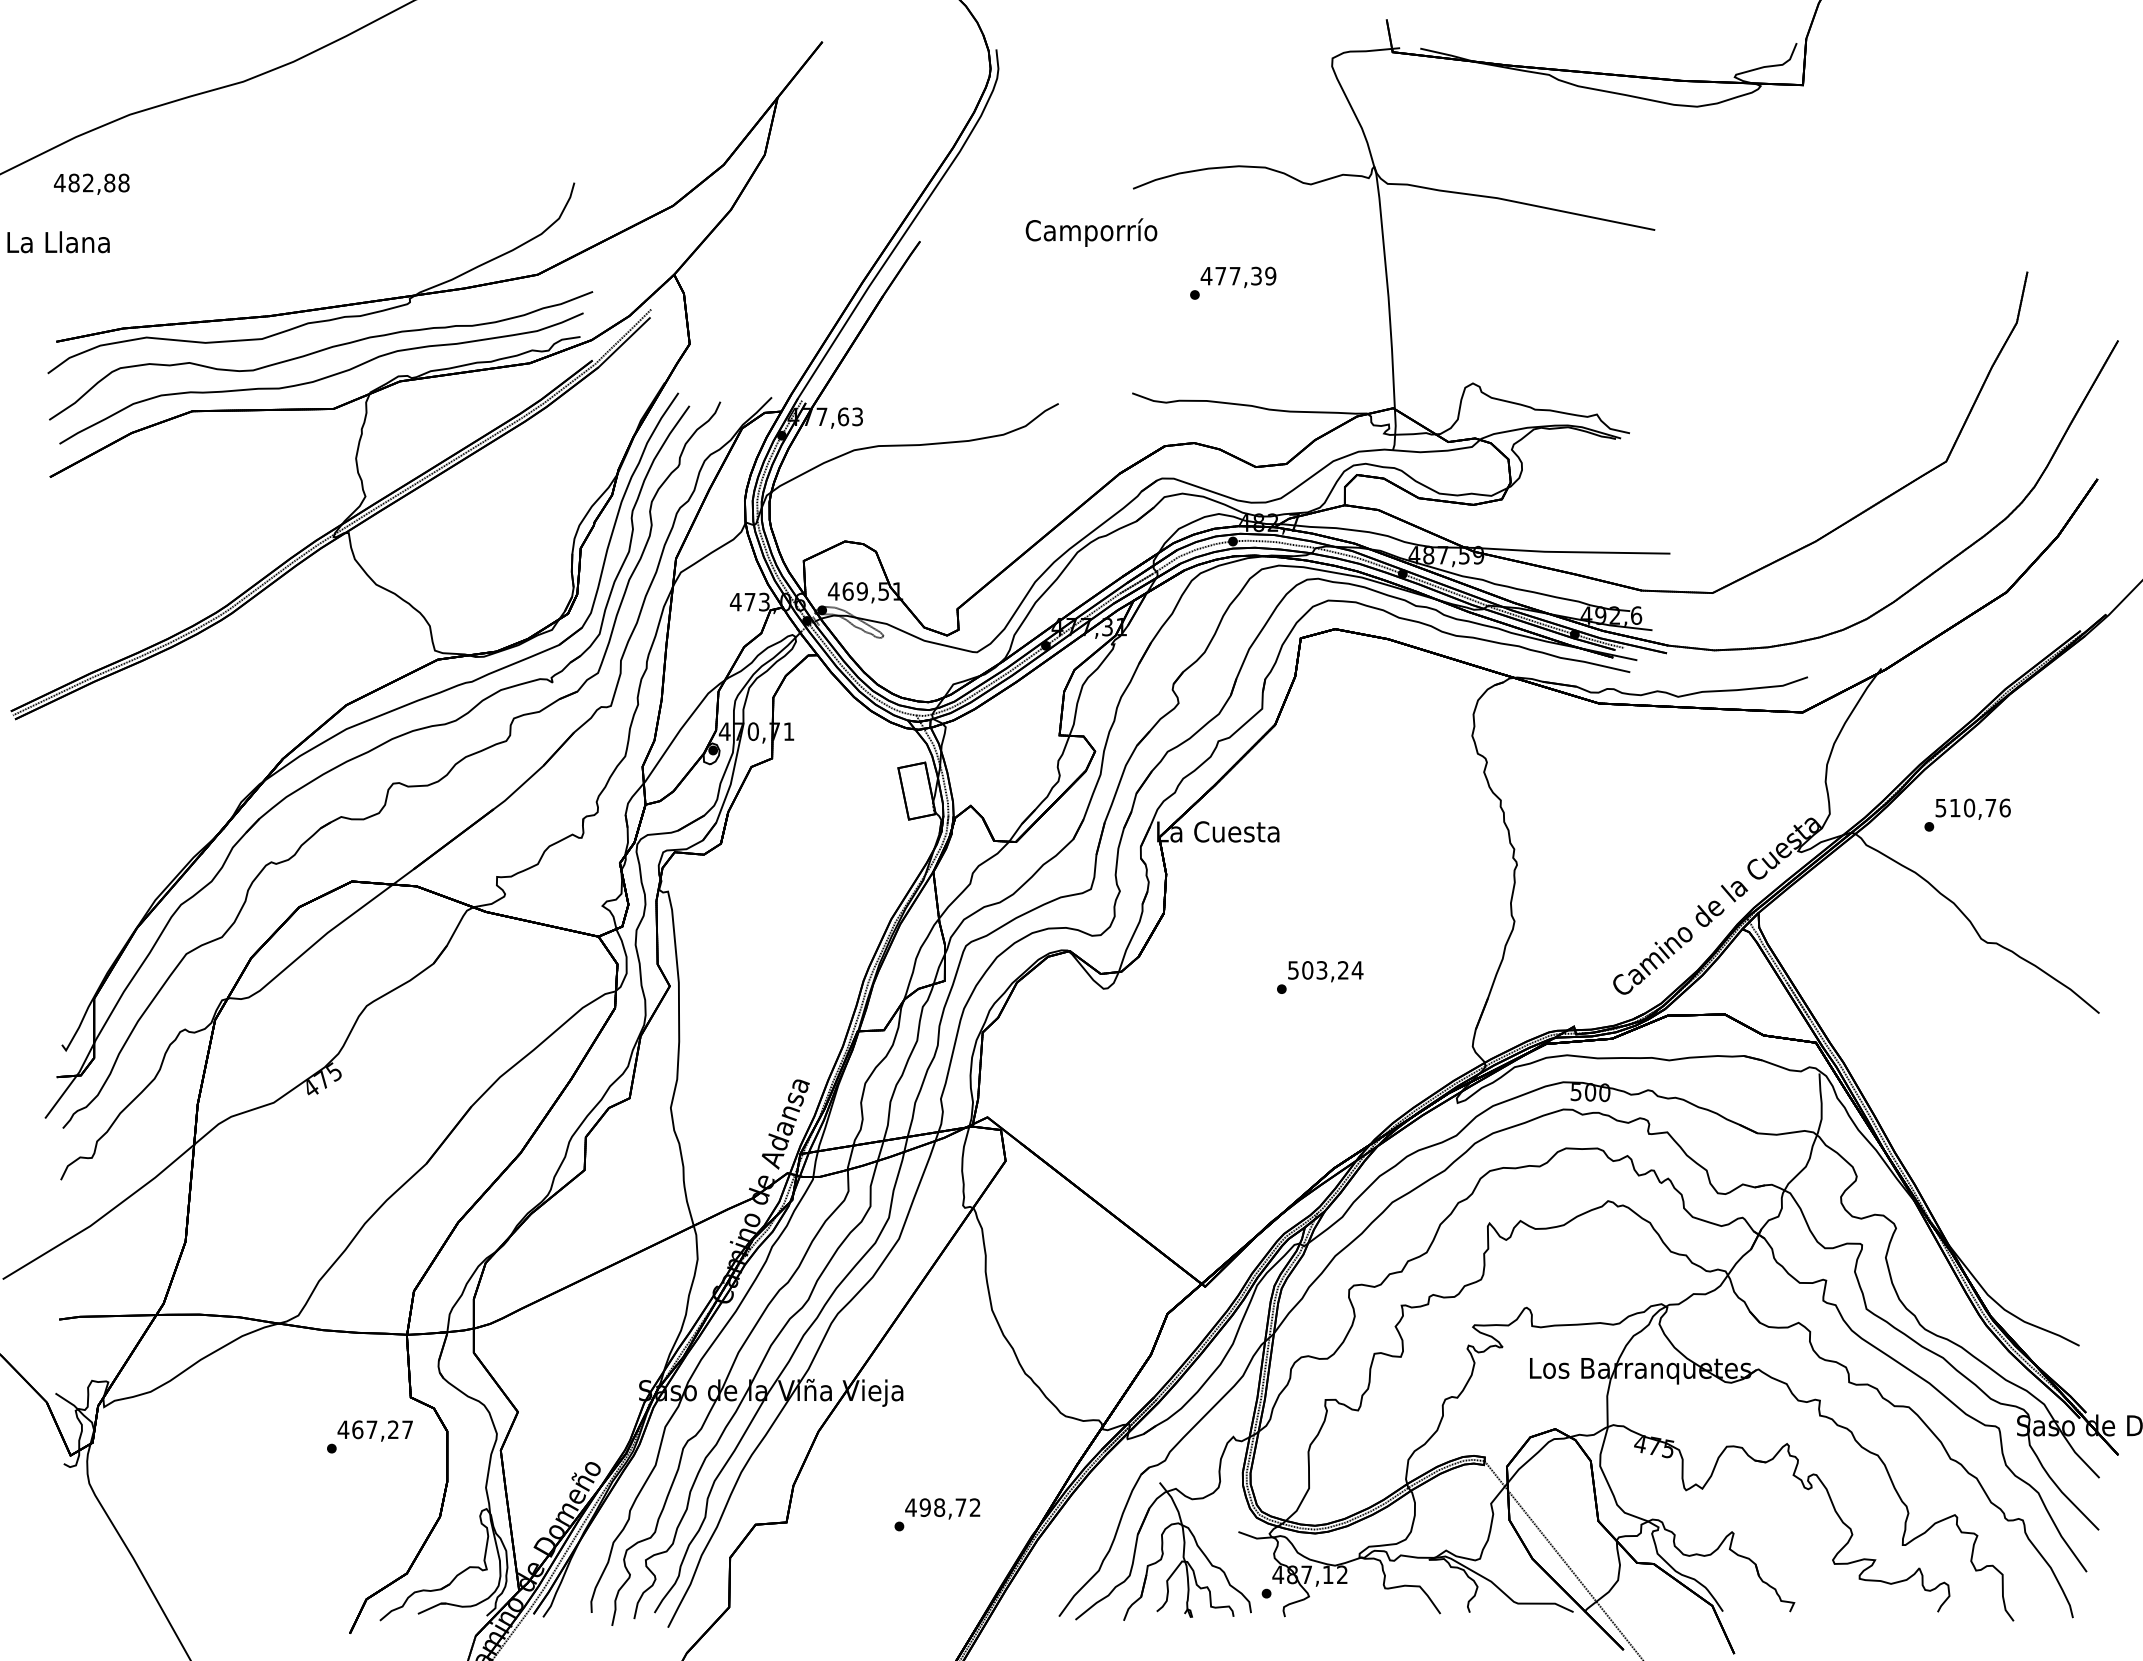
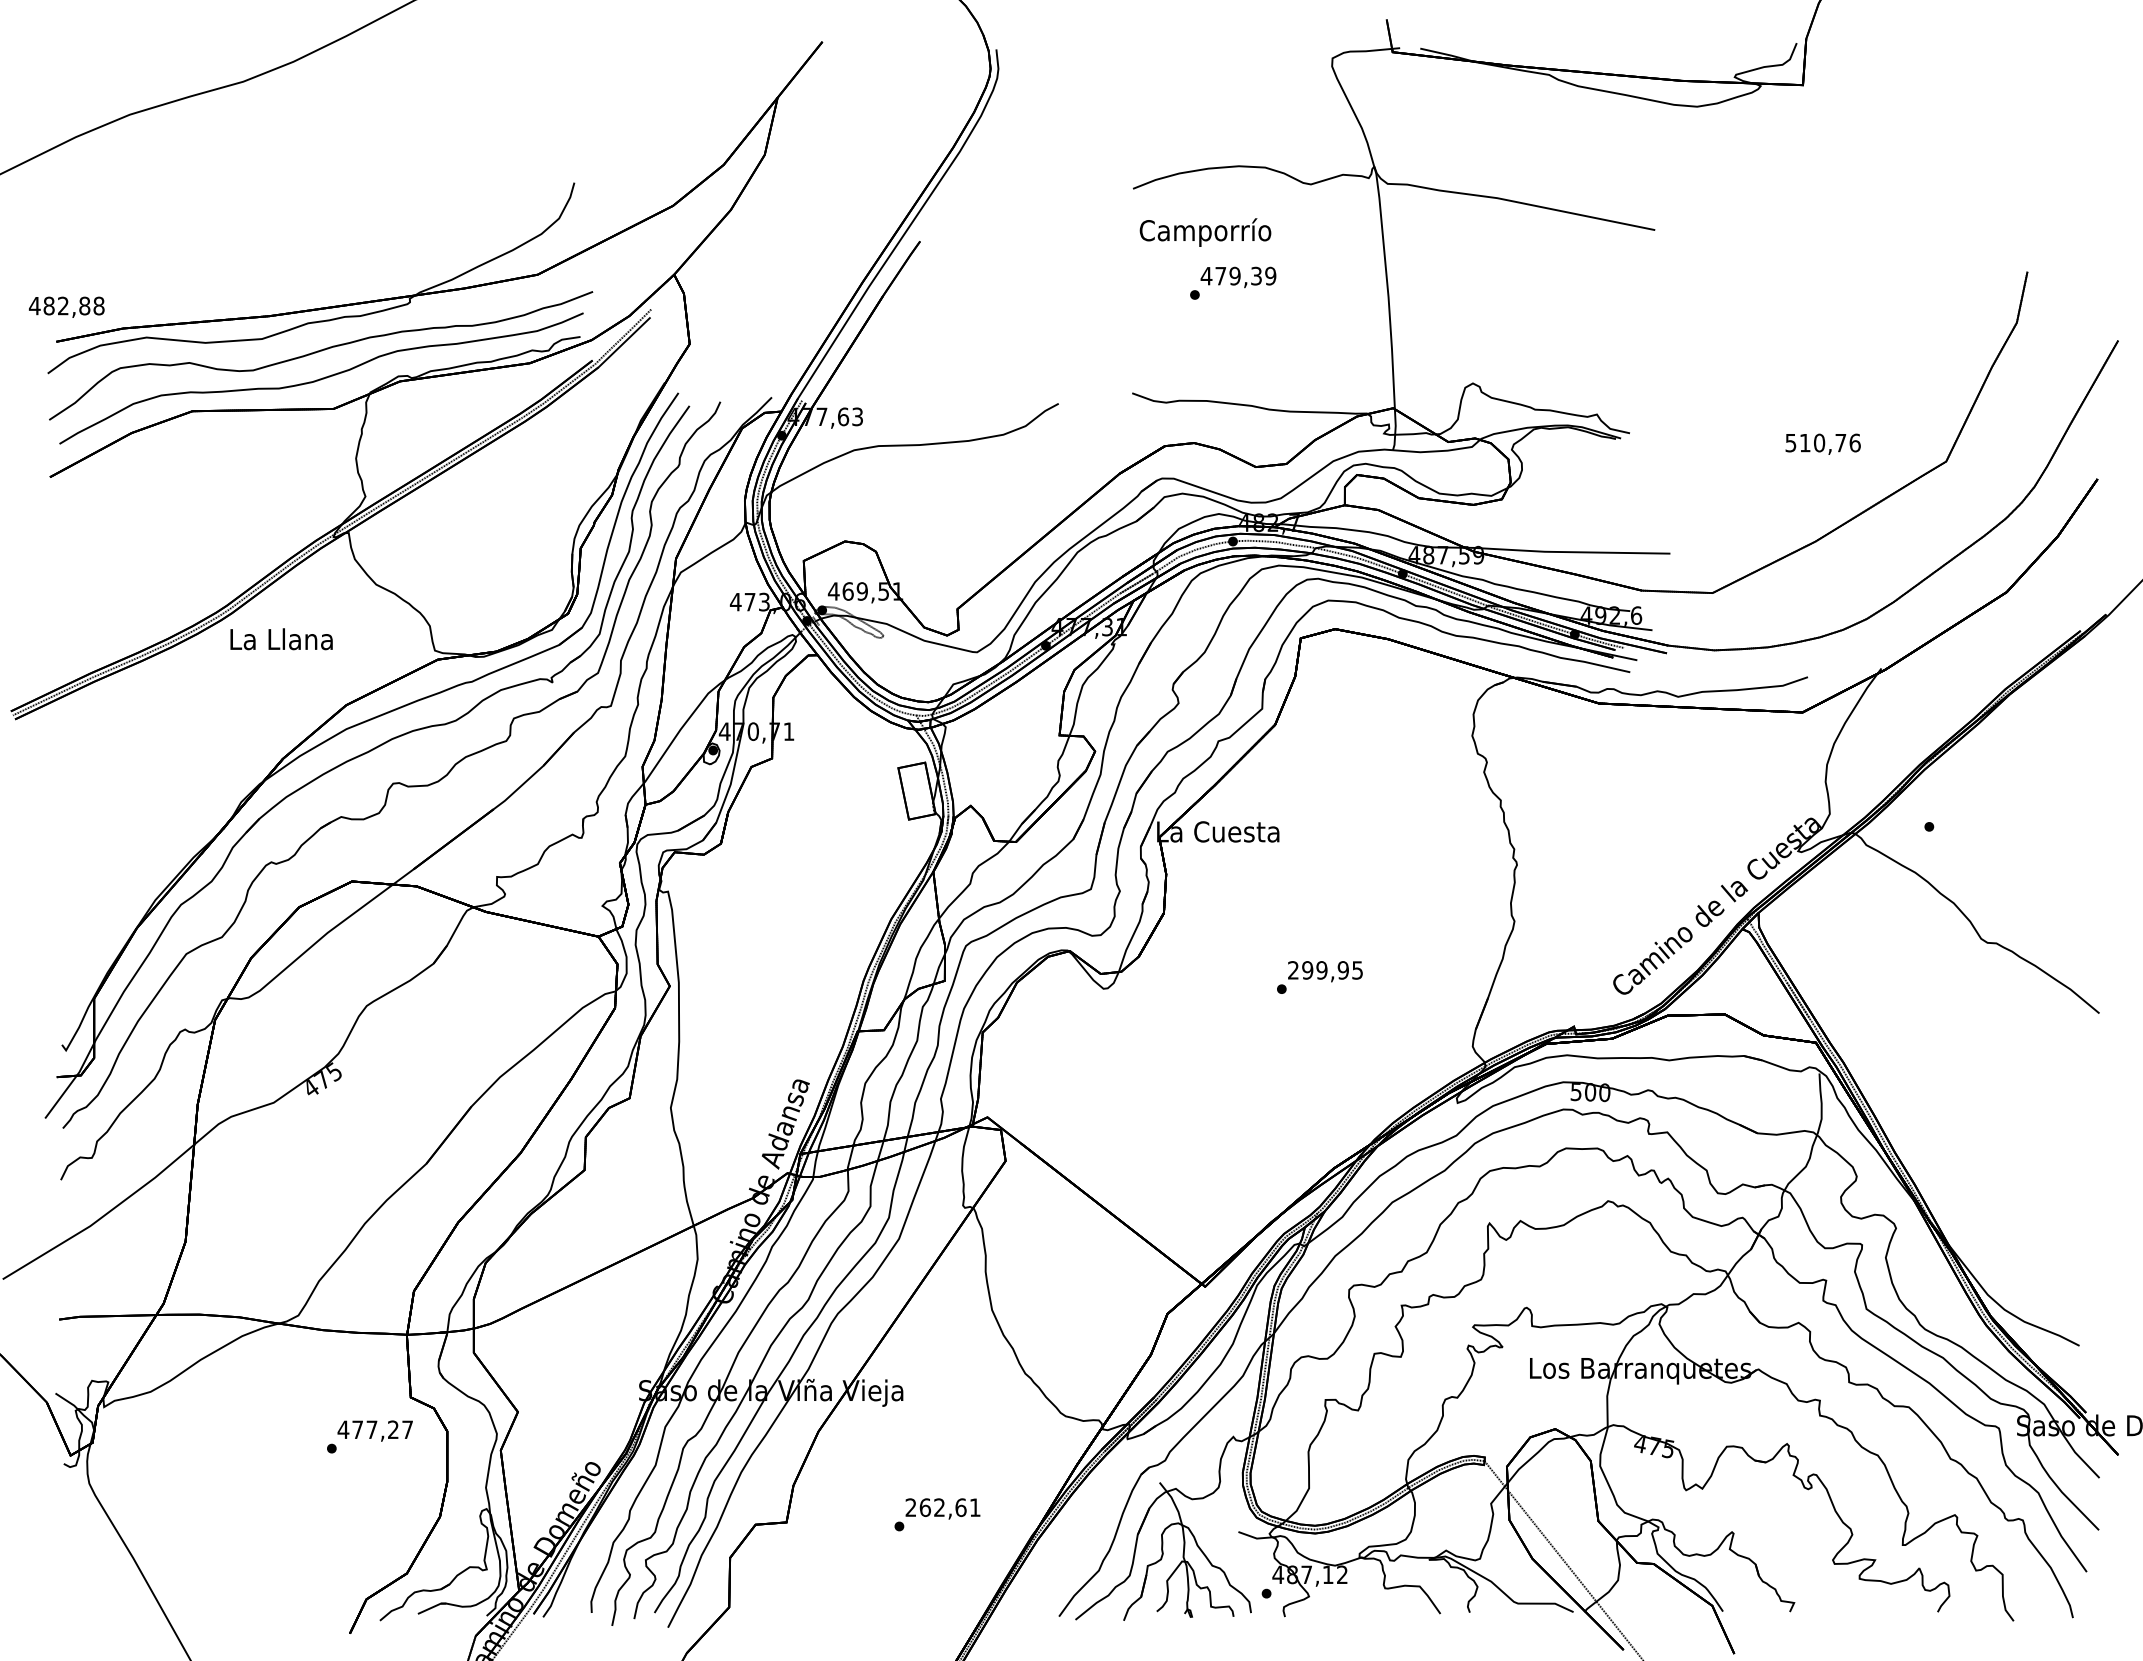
text position: (91, 183) -> (66, 306) (66, 306)
text position: (1091, 232) -> (1205, 232) (1205, 232)
text position: (58, 242) -> (281, 639) (281, 639)
text: 477,39 -> 479,39 (1234, 275)
text position: (1972, 808) -> (1822, 443) (1822, 443)
text: 503,24 -> 299,95 (1325, 970)
text: 467,27 -> 477,27 (357, 1429)
text: 498,72 -> 262,61 (942, 1507)
